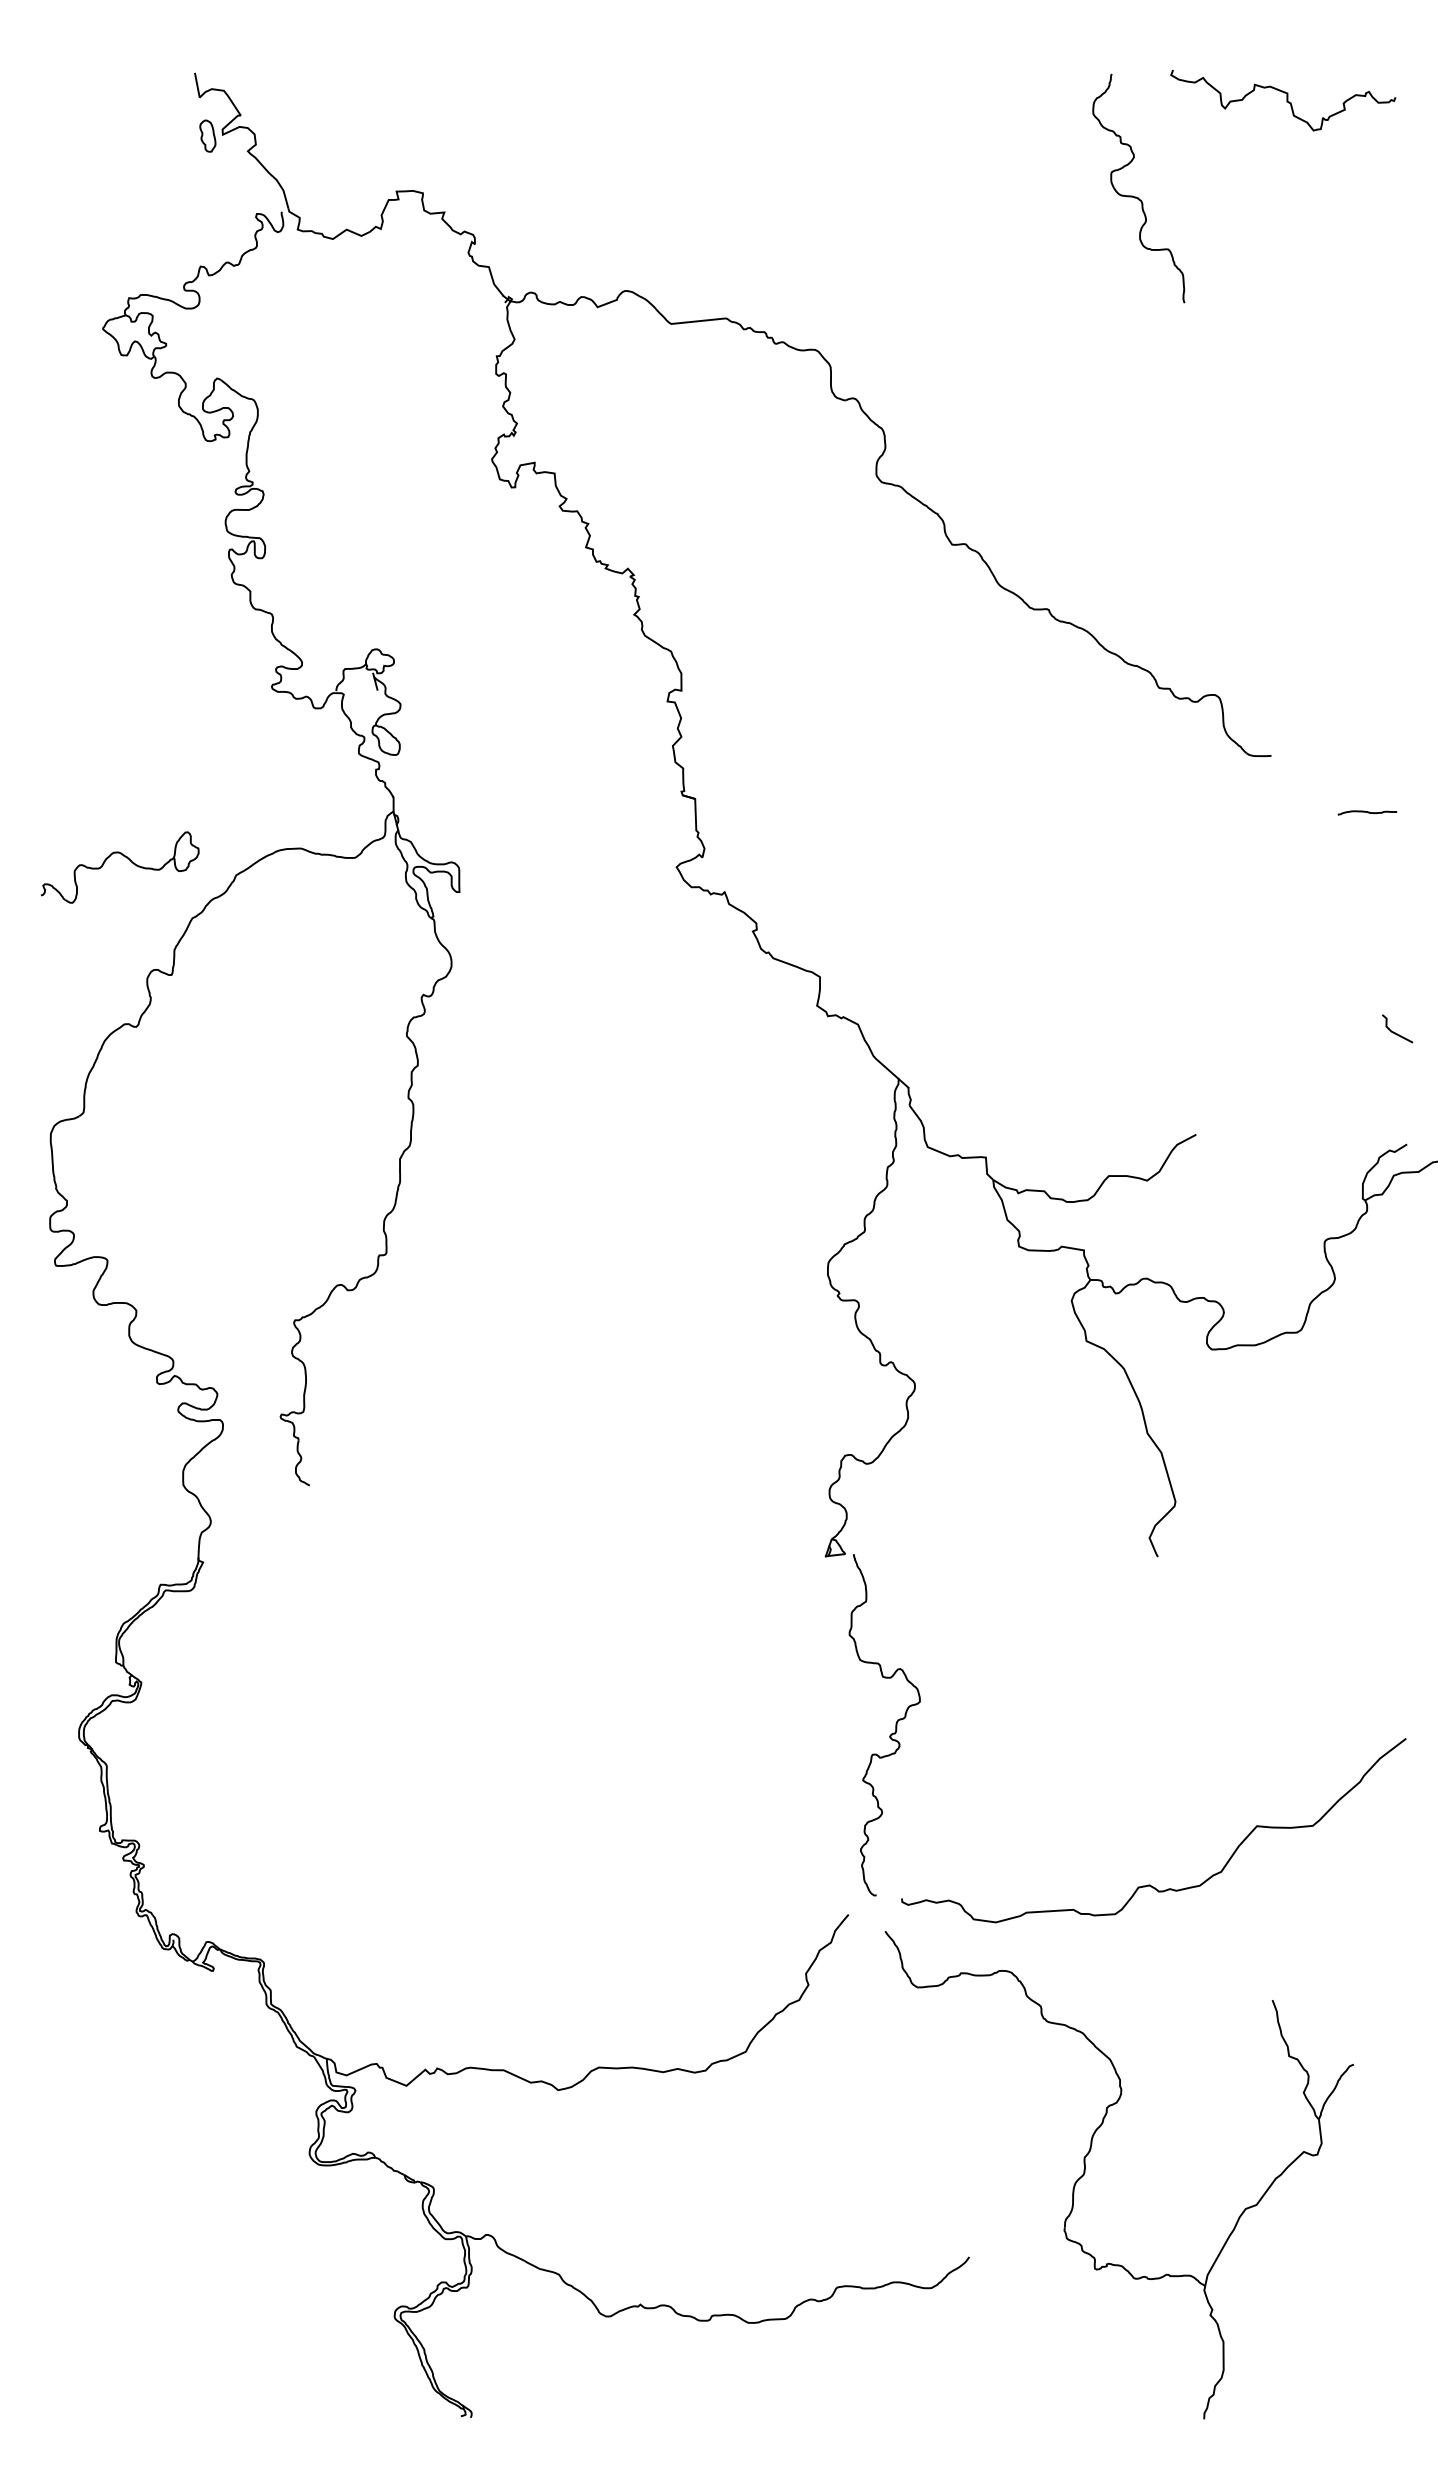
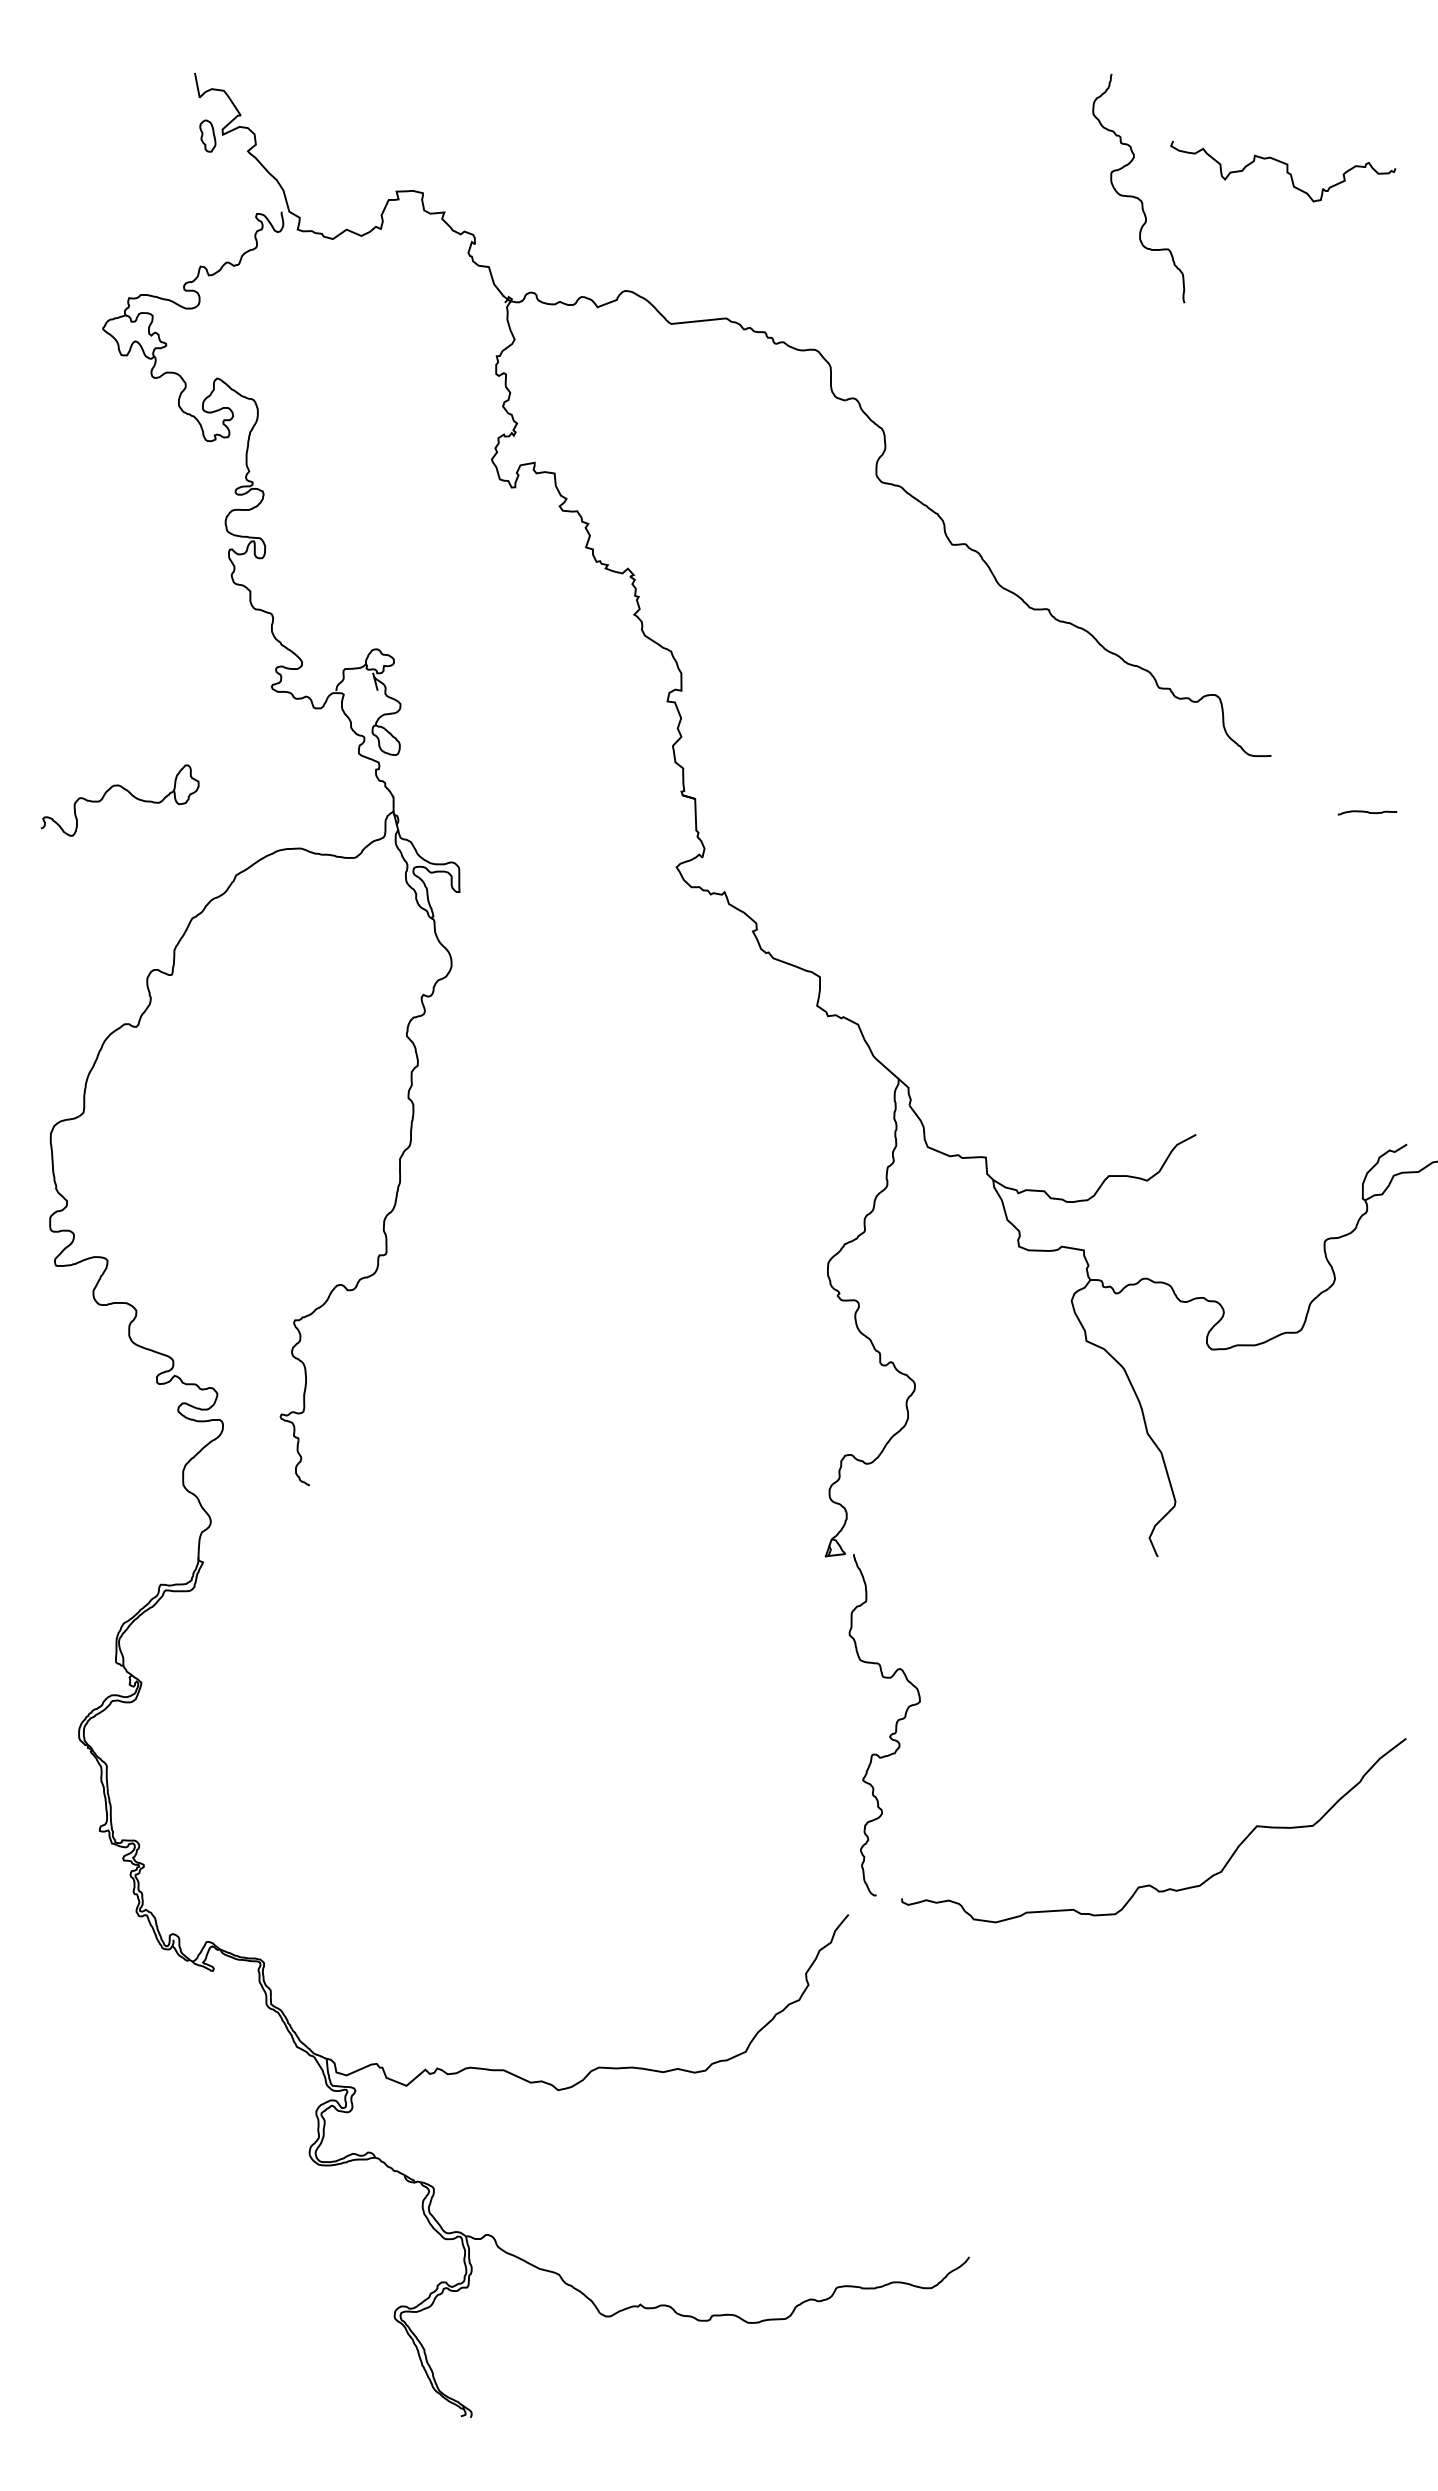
curve position: (1286, 100) -> (1286, 171) (1286, 171)
part position: (124, 857) -> (124, 790) (124, 790)
line: present -> none (1395, 1032)
part: present -> none (1085, 2173)
